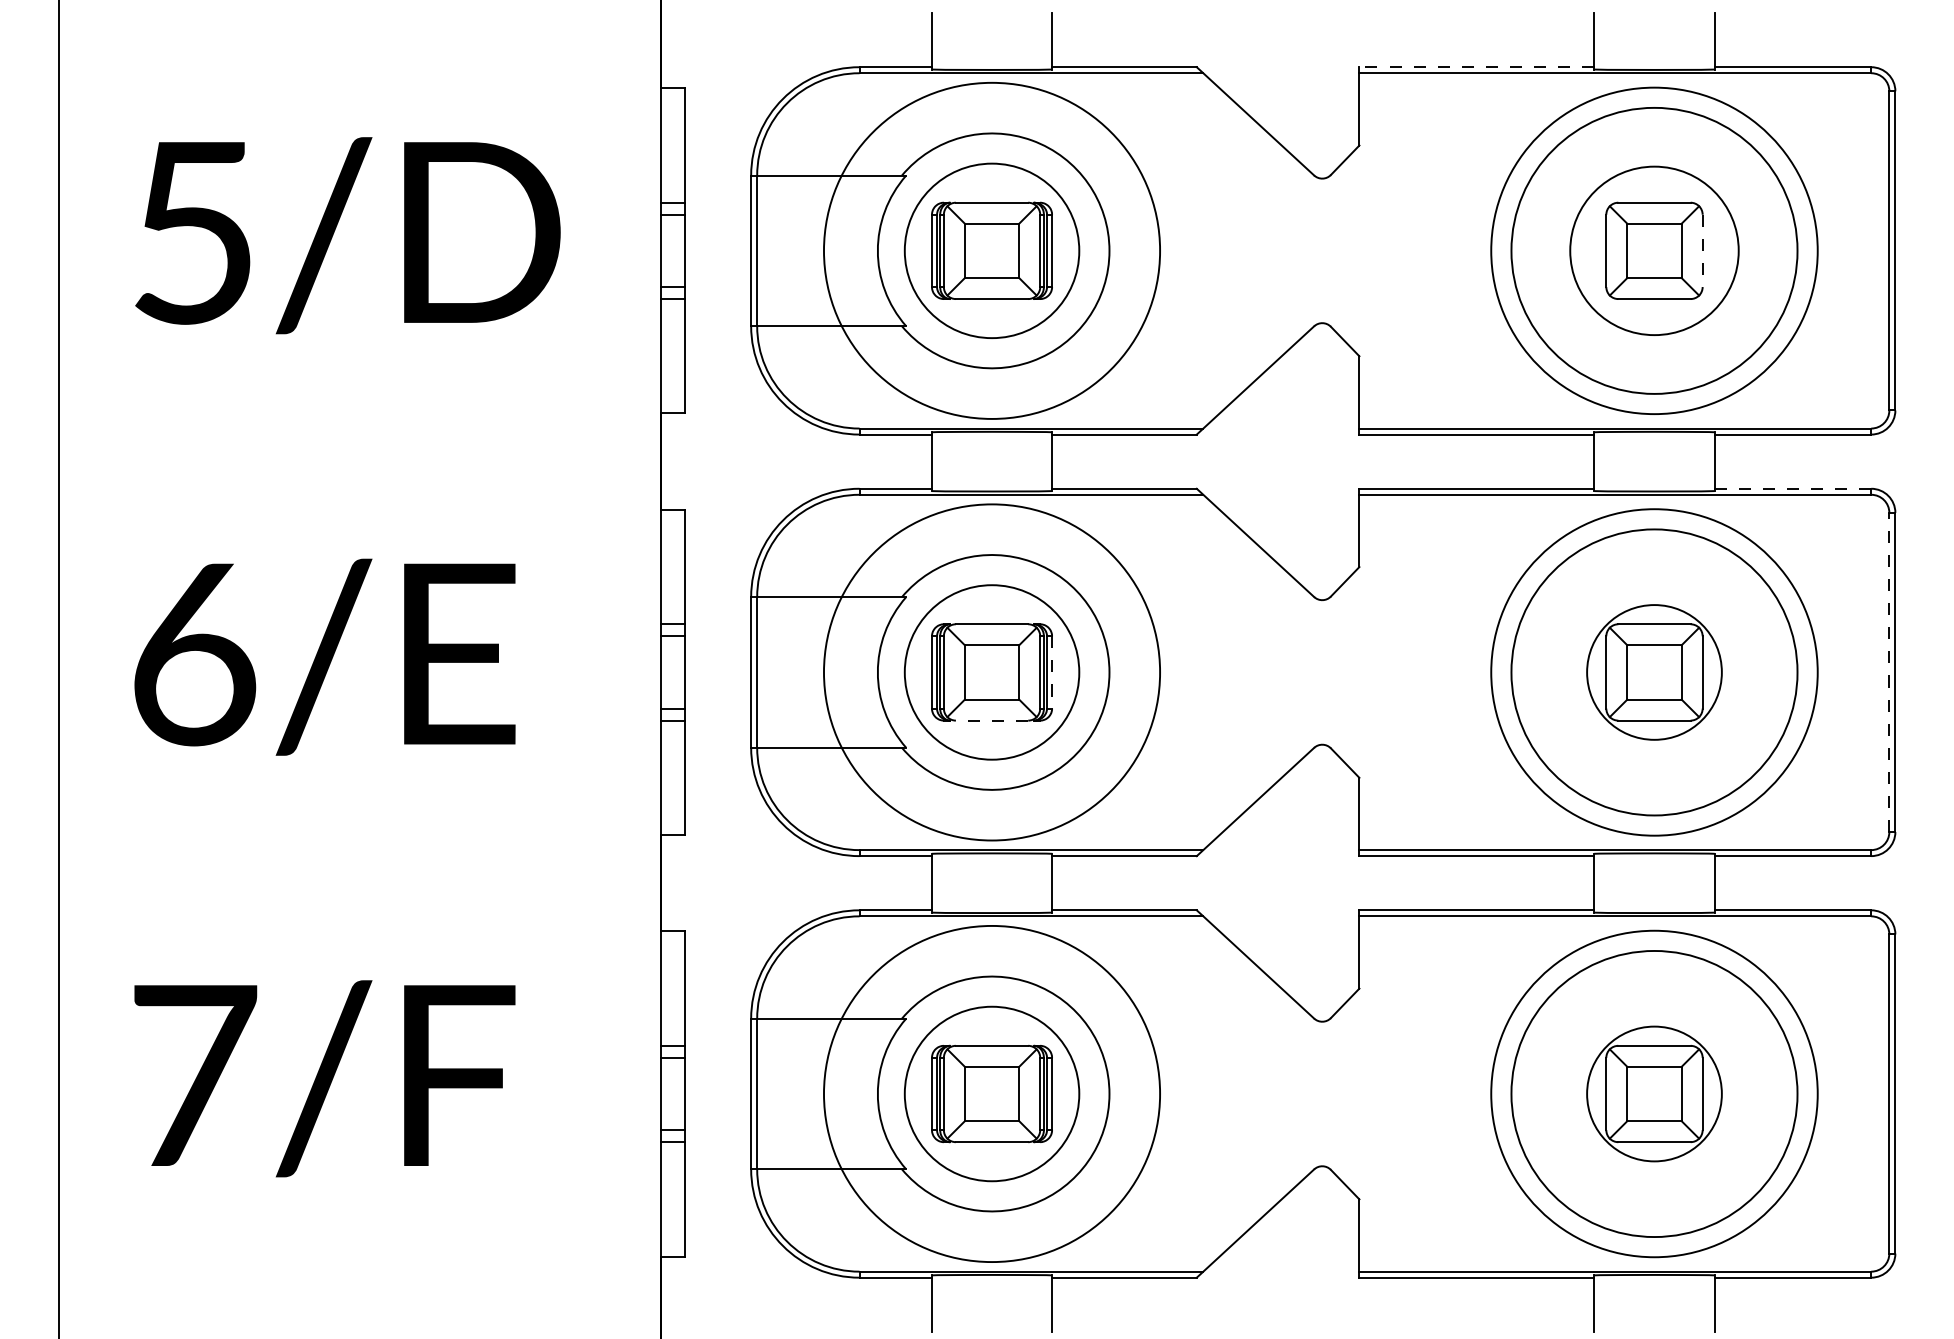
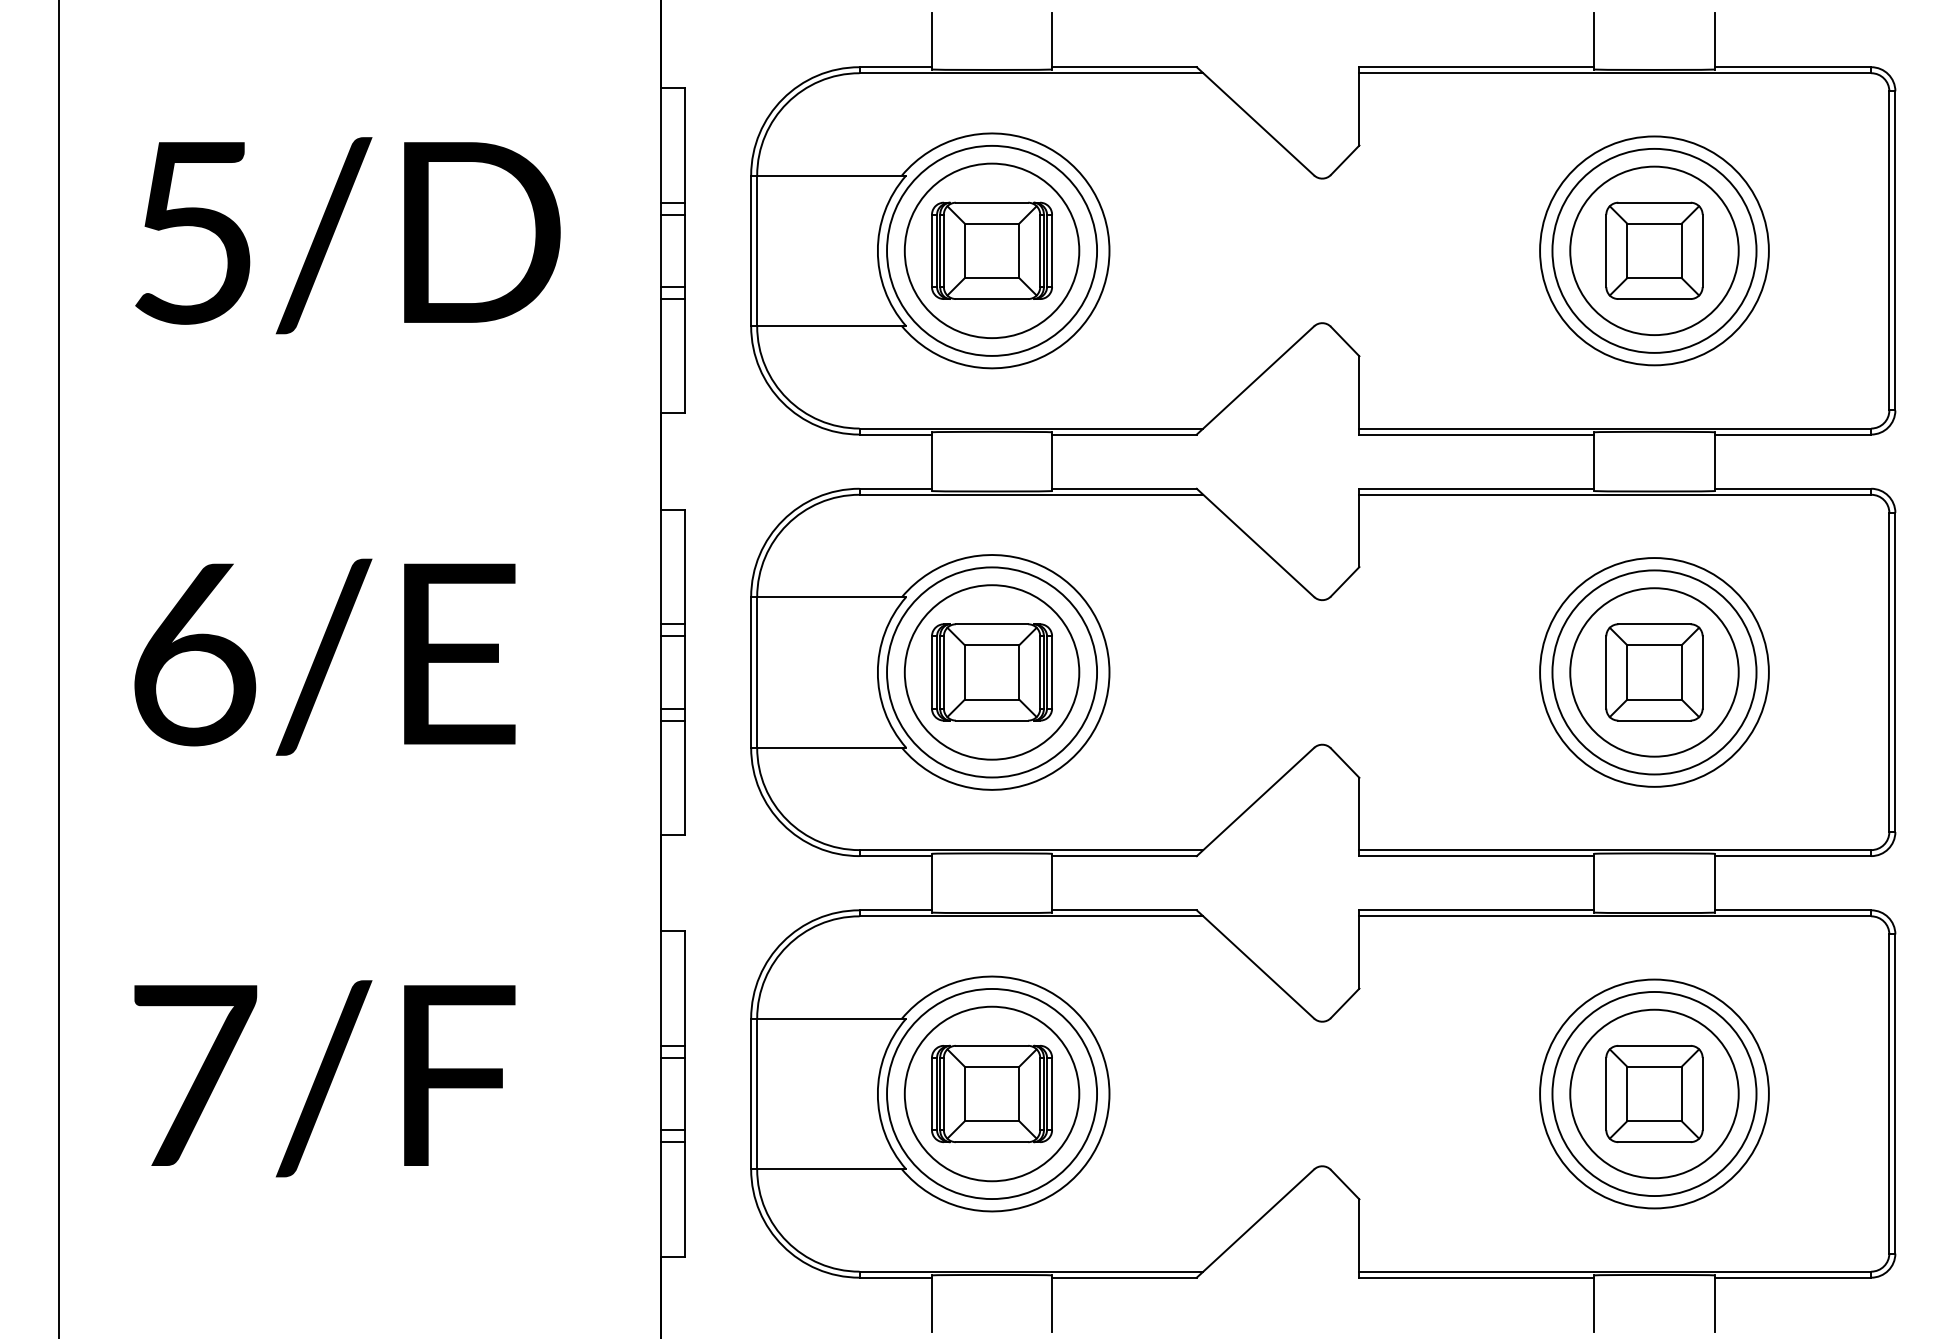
line: dashed -> solid (1476, 67)
circle diameter: 336 px -> 210 px (992, 250)
circle diameter: 286 px -> 229 px (1654, 250)
circle diameter: 326 px -> 204 px (1654, 250)
line: dashed -> solid (1702, 251)
line: dashed -> solid (1792, 488)
circle diameter: 336 px -> 210 px (992, 672)
line: dashed -> solid (1052, 672)
circle diameter: 135 px -> 168 px (1654, 672)
circle diameter: 286 px -> 229 px (1654, 672)
circle diameter: 326 px -> 204 px (1654, 672)
line: dashed -> solid (1889, 672)
line: dashed -> solid (991, 720)
circle diameter: 336 px -> 210 px (992, 1093)
circle diameter: 135 px -> 168 px (1654, 1093)
circle diameter: 286 px -> 229 px (1654, 1093)
circle diameter: 326 px -> 204 px (1654, 1093)
